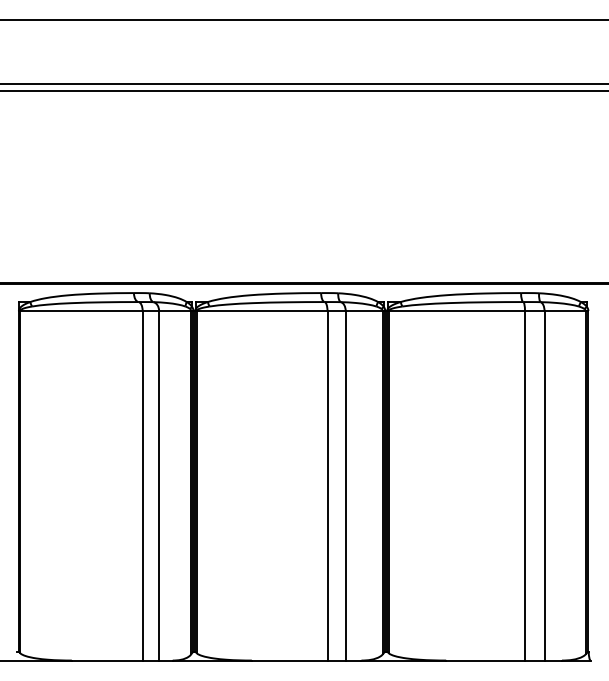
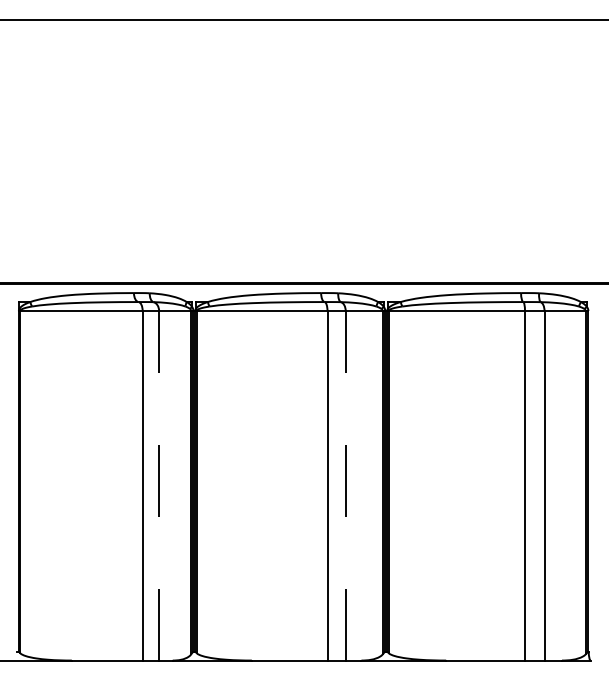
line: present -> none (303, 83)
line: present -> none (303, 90)
line: solid -> dashed (159, 485)
line: solid -> dashed (345, 485)
